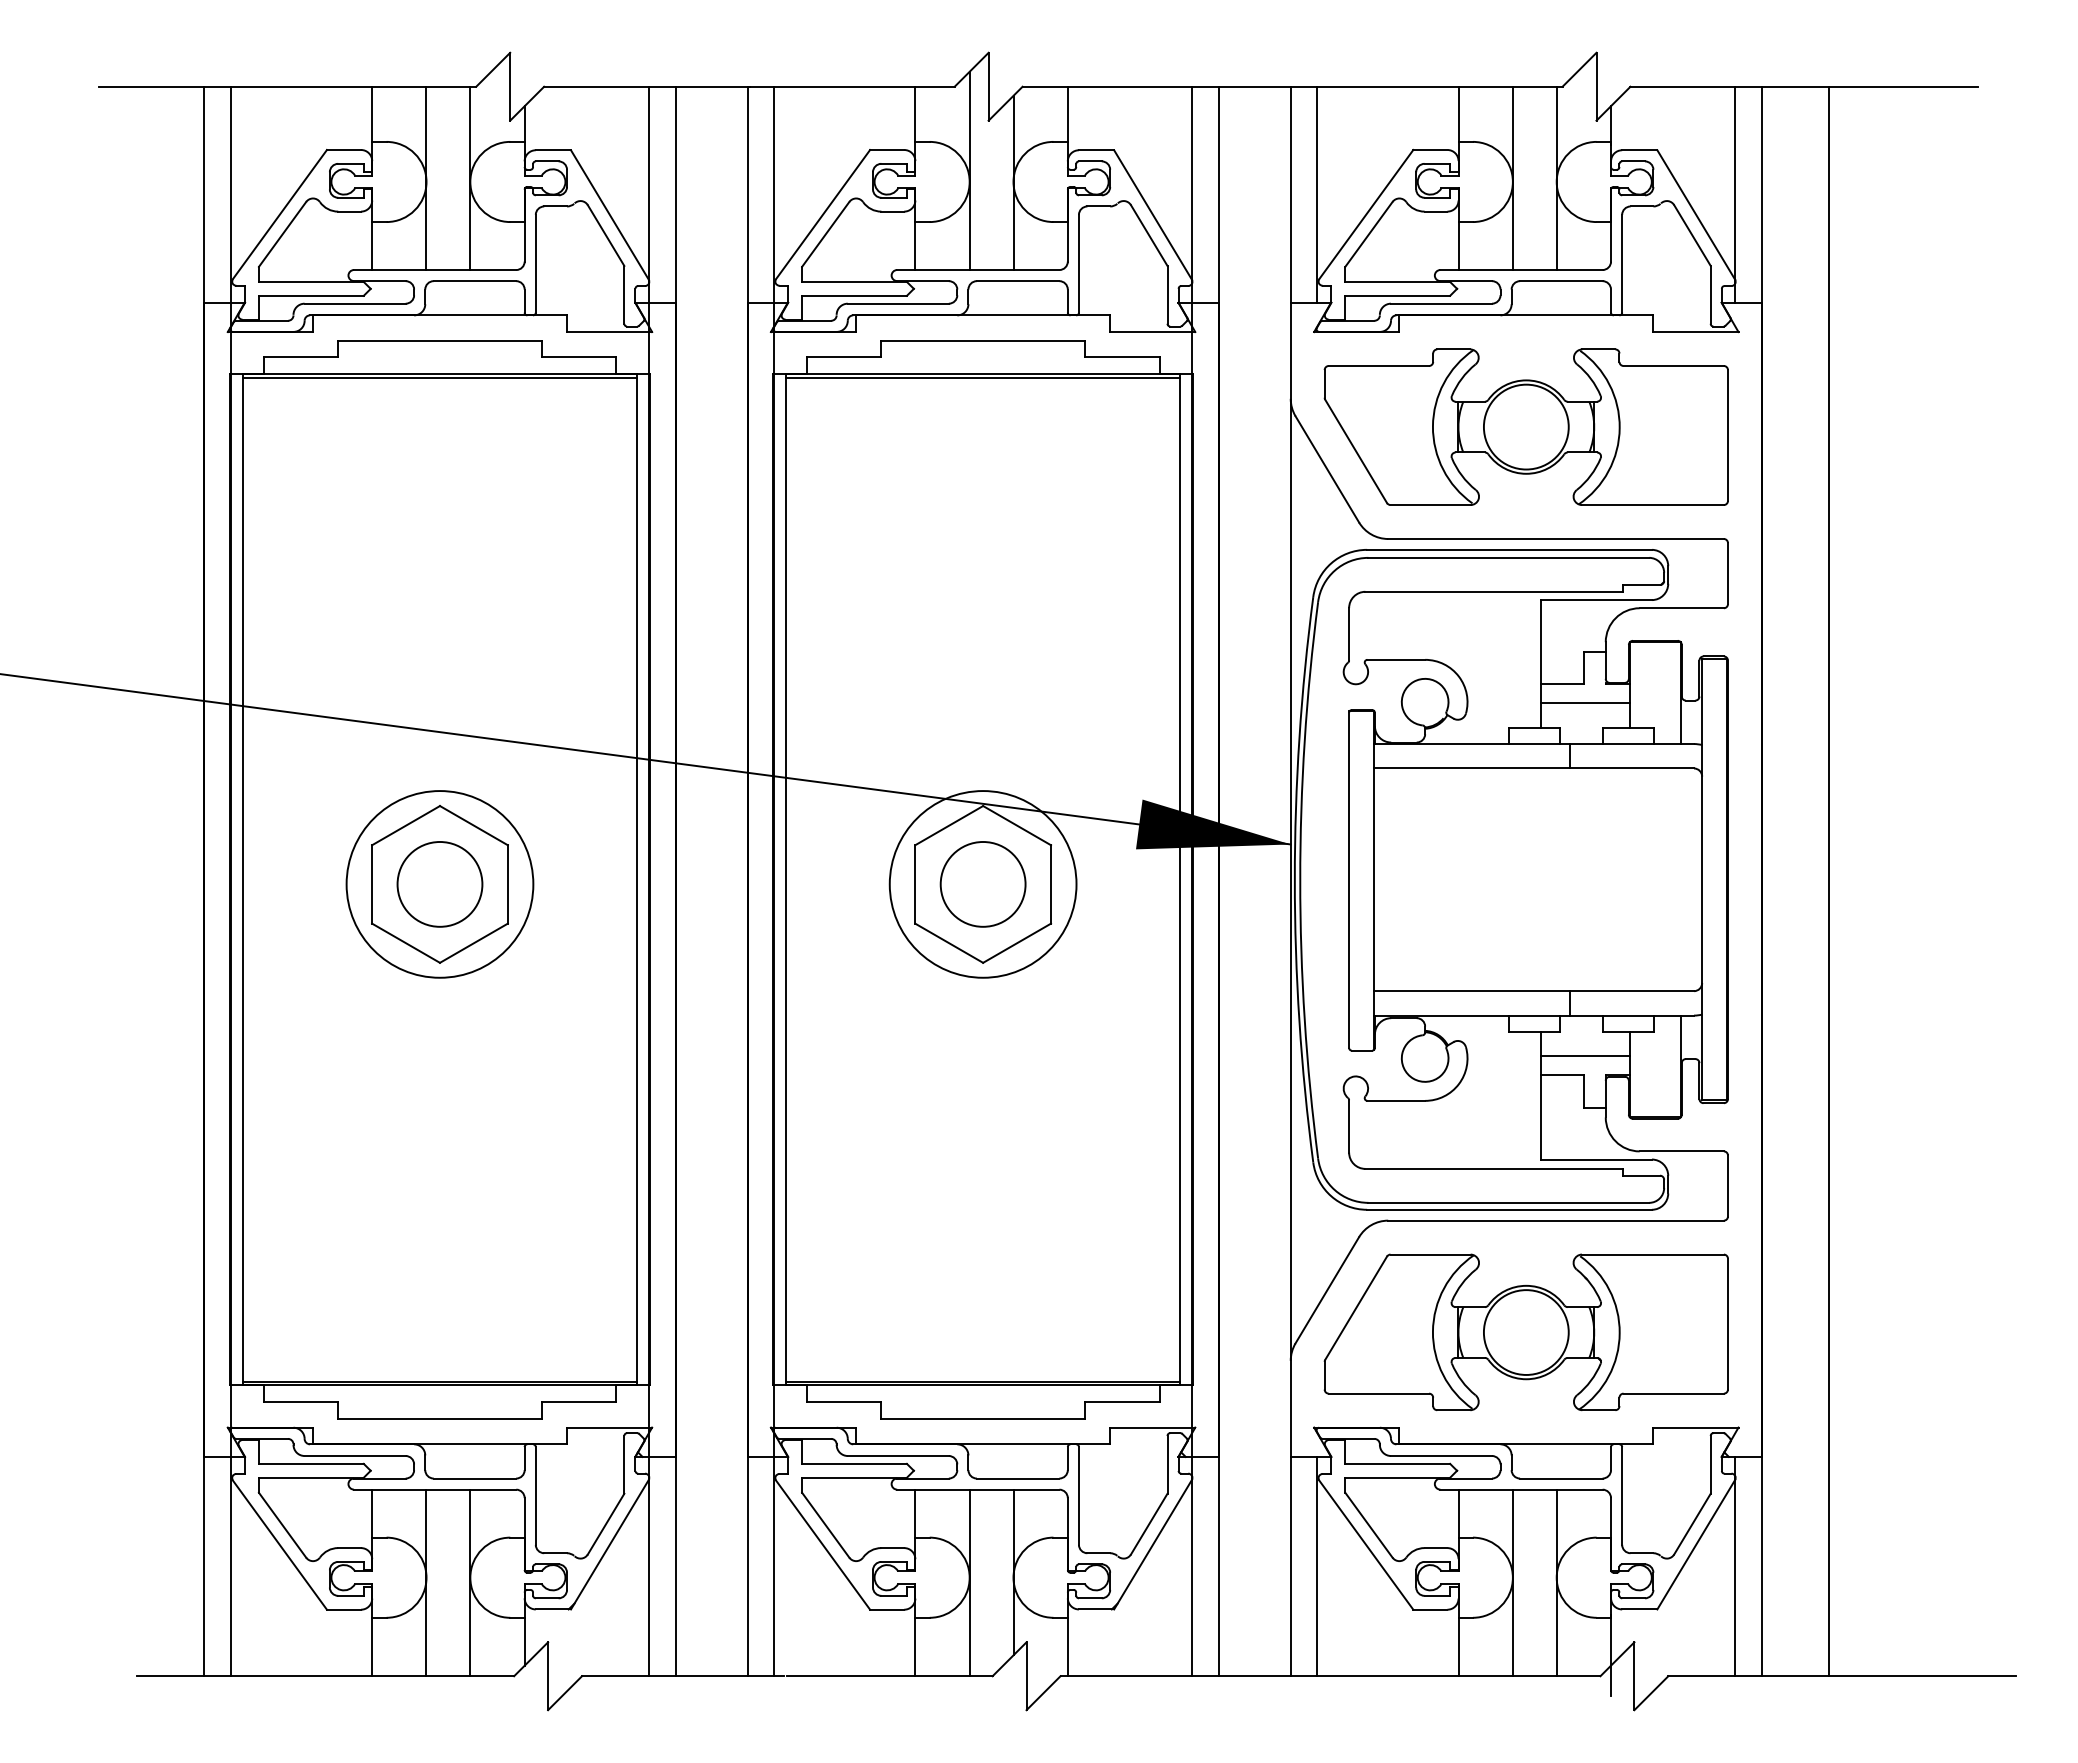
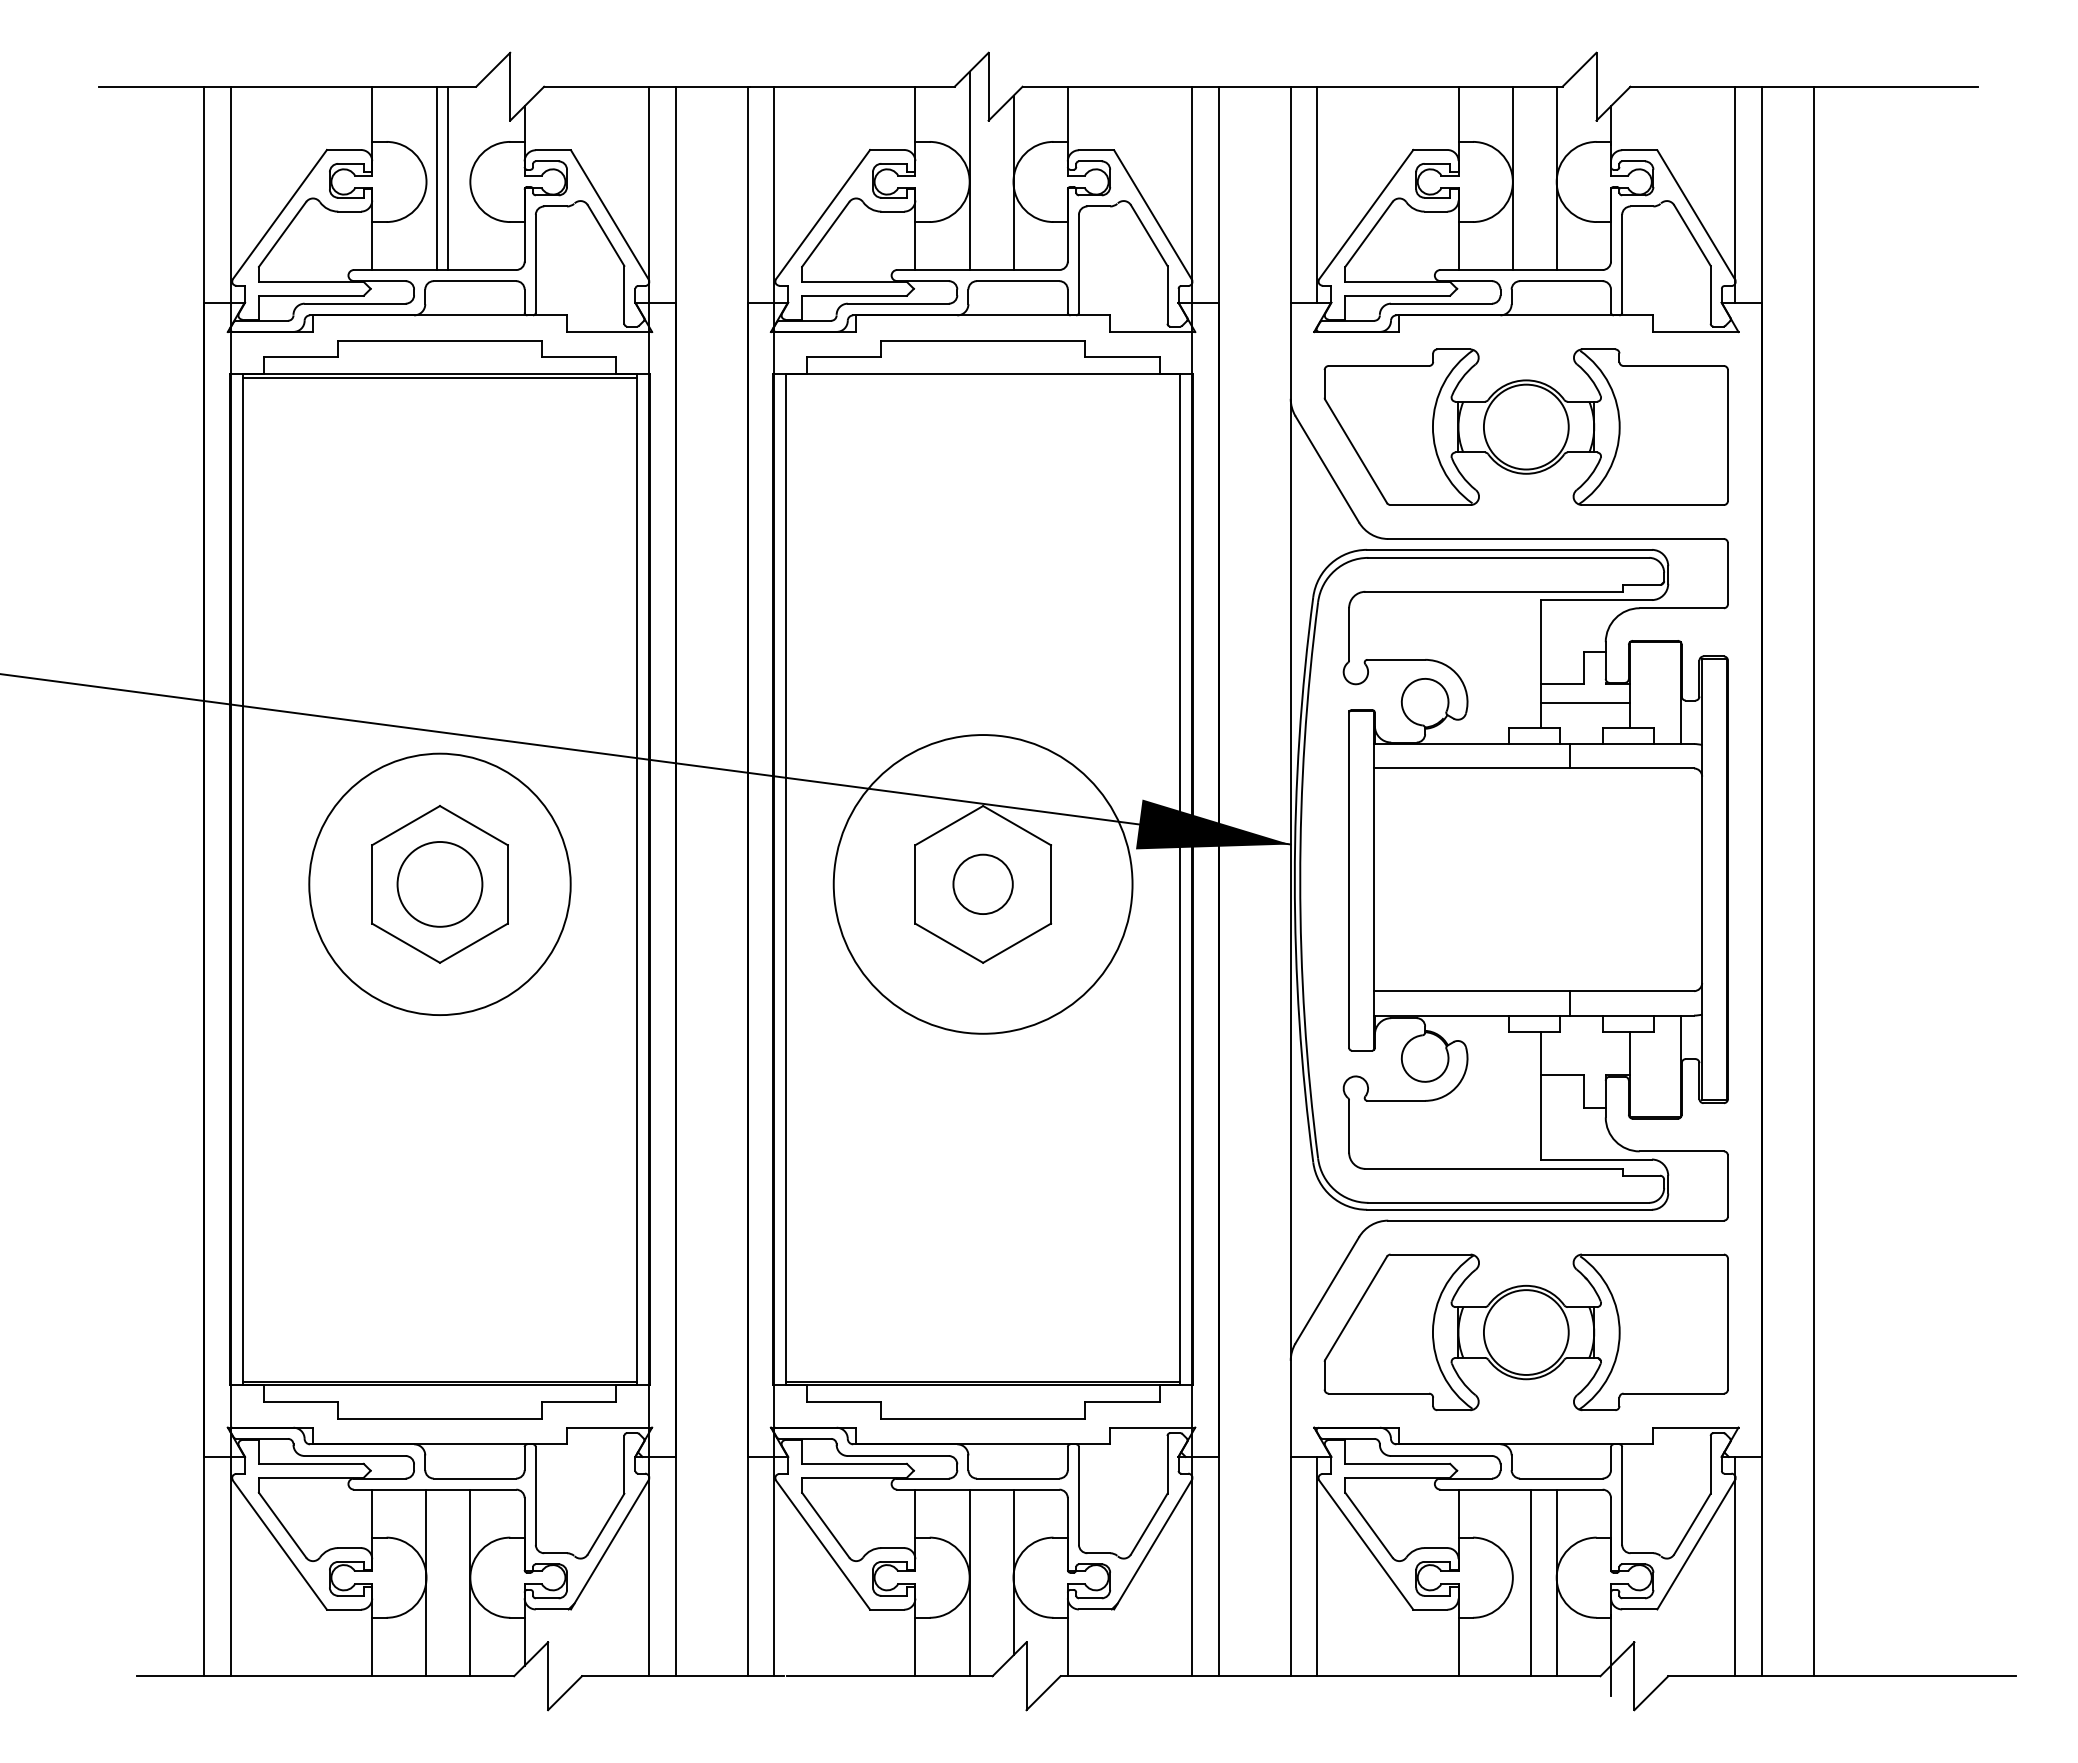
line position: (426, 178) -> (448, 178) (448, 178)
line position: (470, 178) -> (437, 178) (437, 178)
line: present -> none (983, 378)
line position: (1829, 881) -> (1814, 881) (1814, 881)
circle diameter: 187 px -> 261 px (439, 884)
circle diameter: 187 px -> 299 px (982, 884)
circle diameter: 85 px -> 59 px (982, 884)
line: present -> none (1584, 1056)
line position: (1512, 1582) -> (1530, 1582) (1530, 1582)
